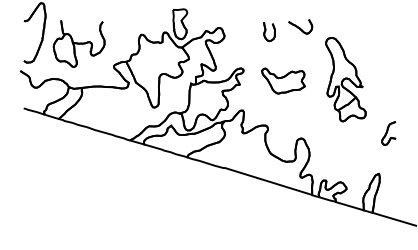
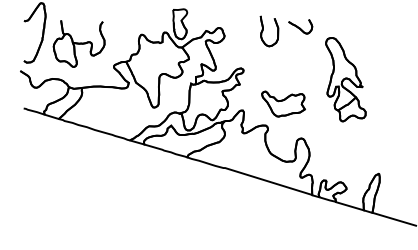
part size: 13x21 px -> 21x33 px (269, 31)
part position: (283, 80) -> (283, 103) (283, 103)
part: present -> none (388, 133)
